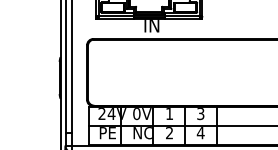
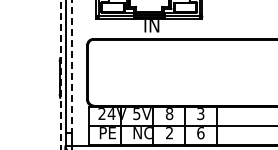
line: solid -> dashed (71, 66)
line: solid -> dashed (60, 75)
text: 0V -> 5V (136, 114)
text: 1 -> 8 (169, 114)
text: 4 -> 6 (200, 133)
